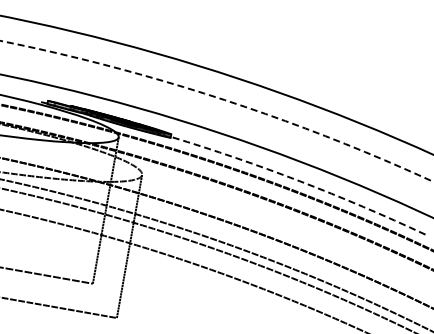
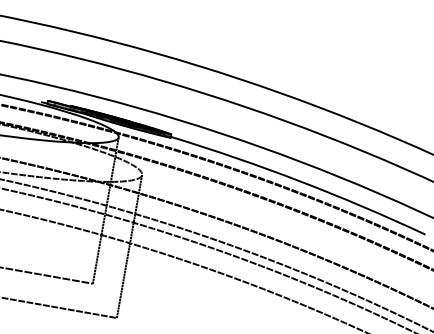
arc: dashed -> solid (220, 98)
arc: dashed -> solid (299, 181)
